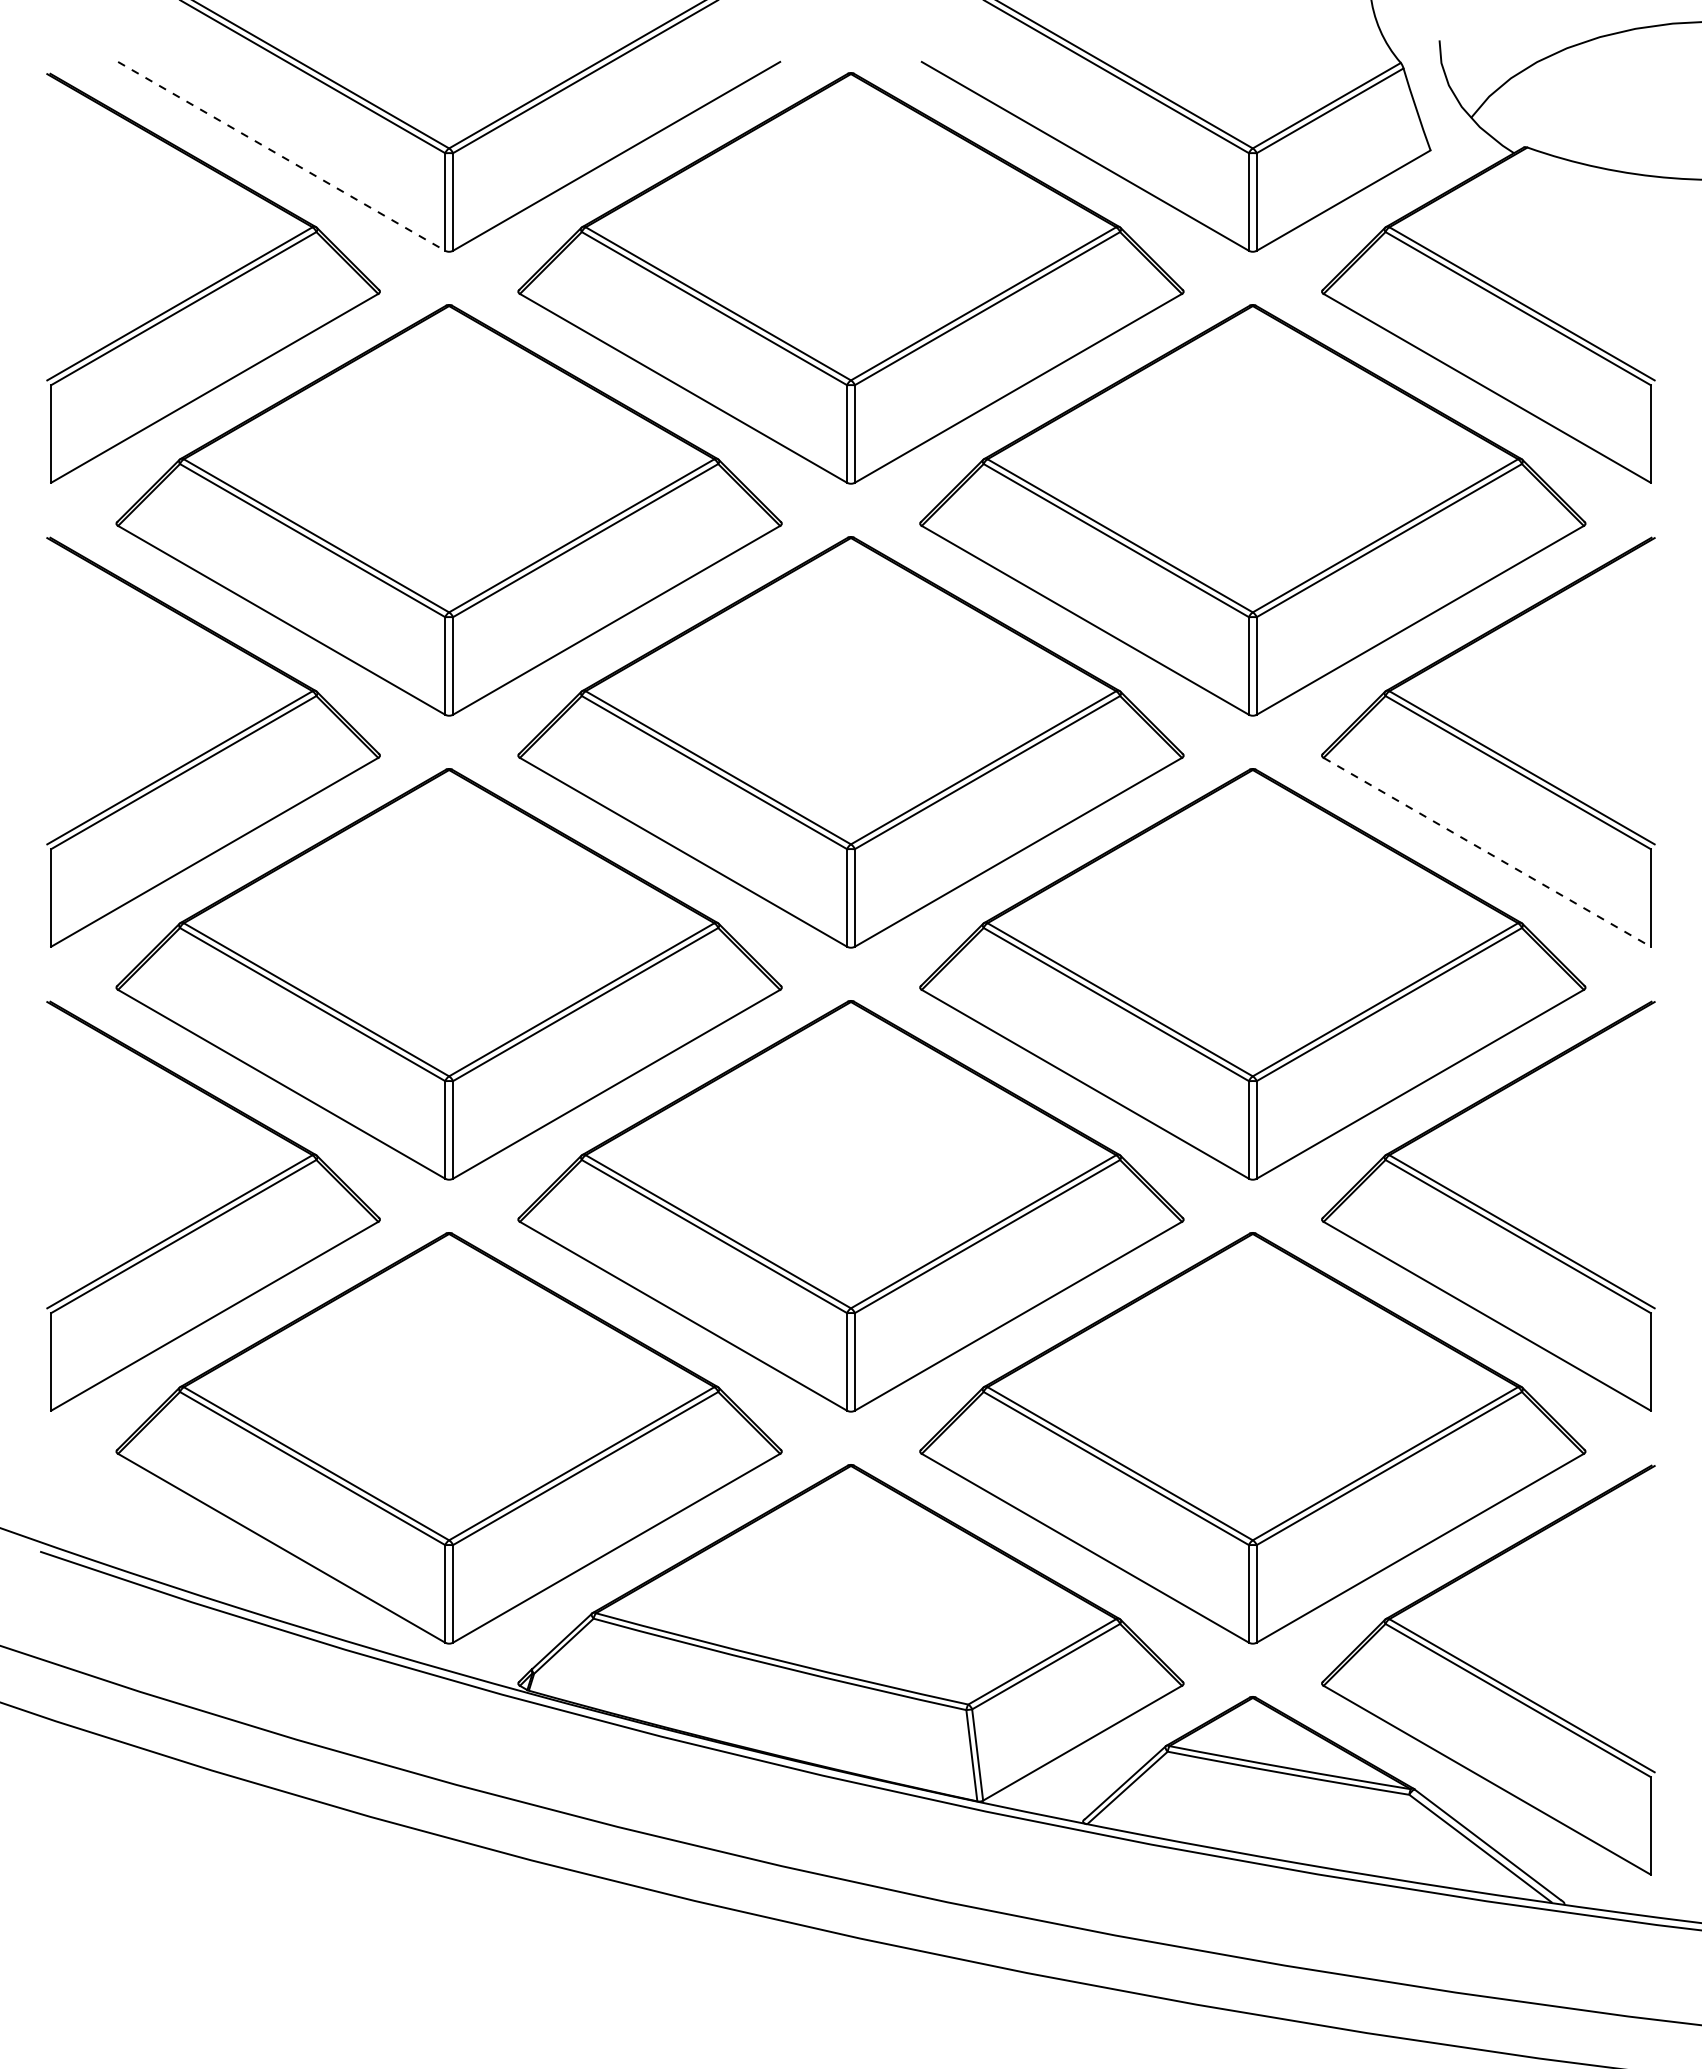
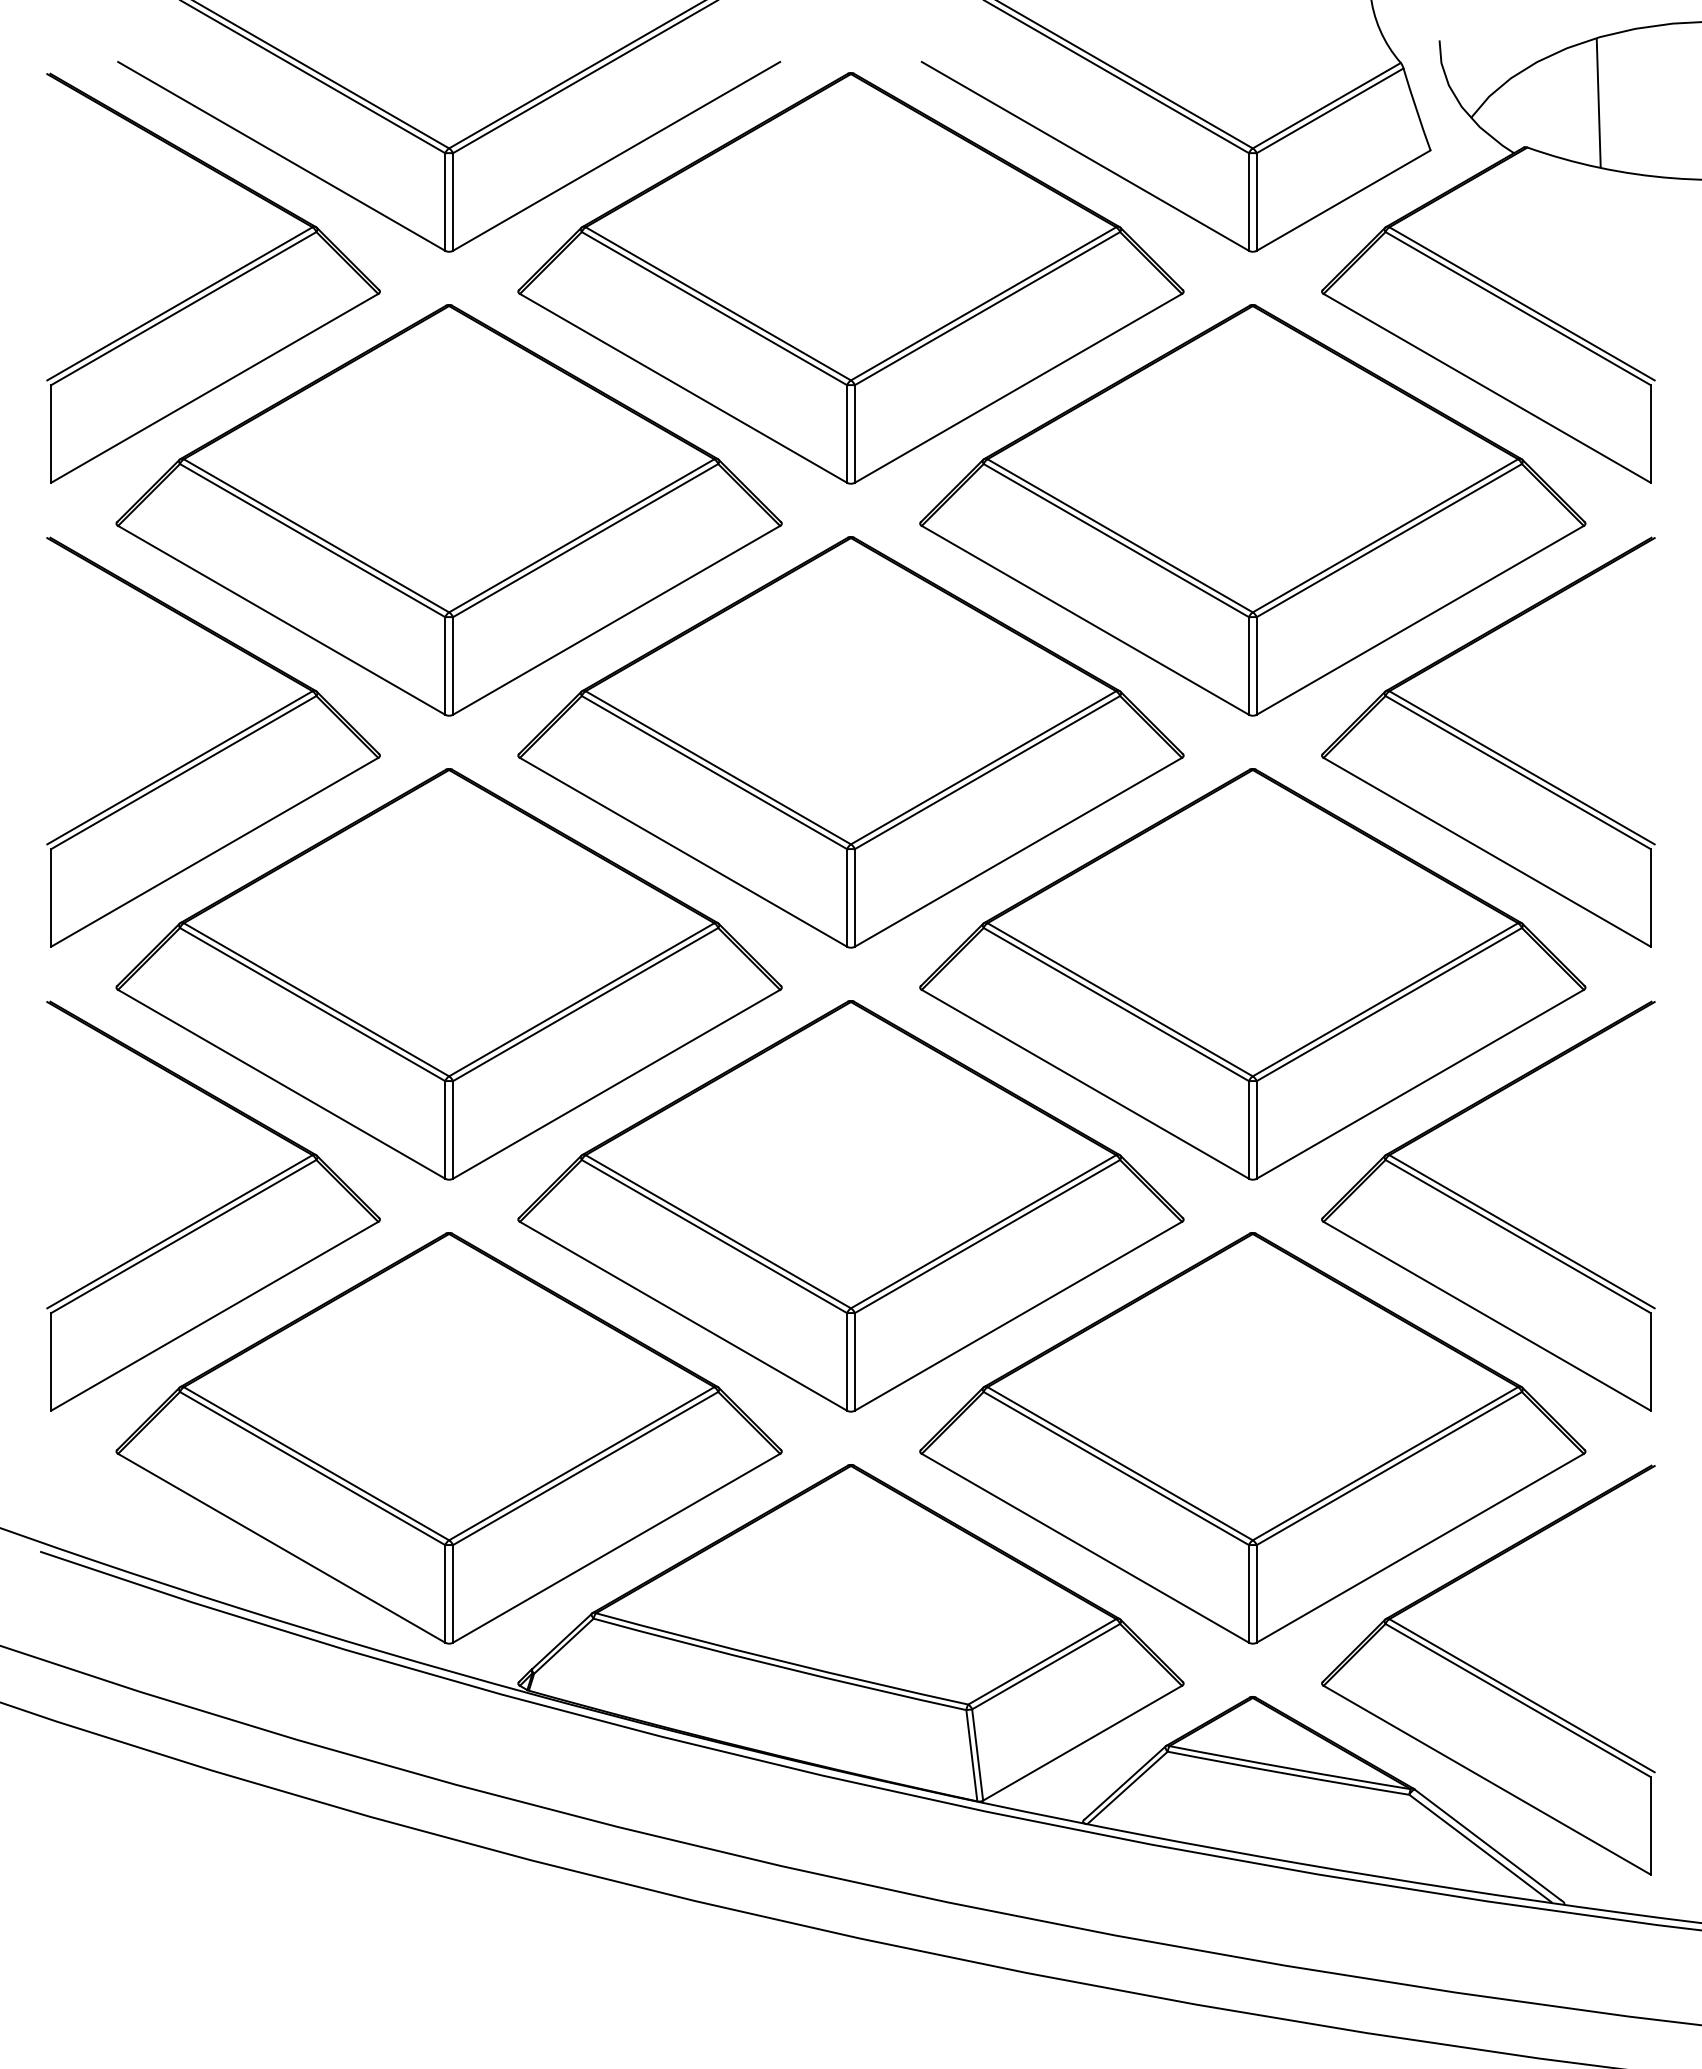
line: none -> present (1598, 102)
line: dashed -> solid (281, 156)
line: dashed -> solid (1487, 852)
